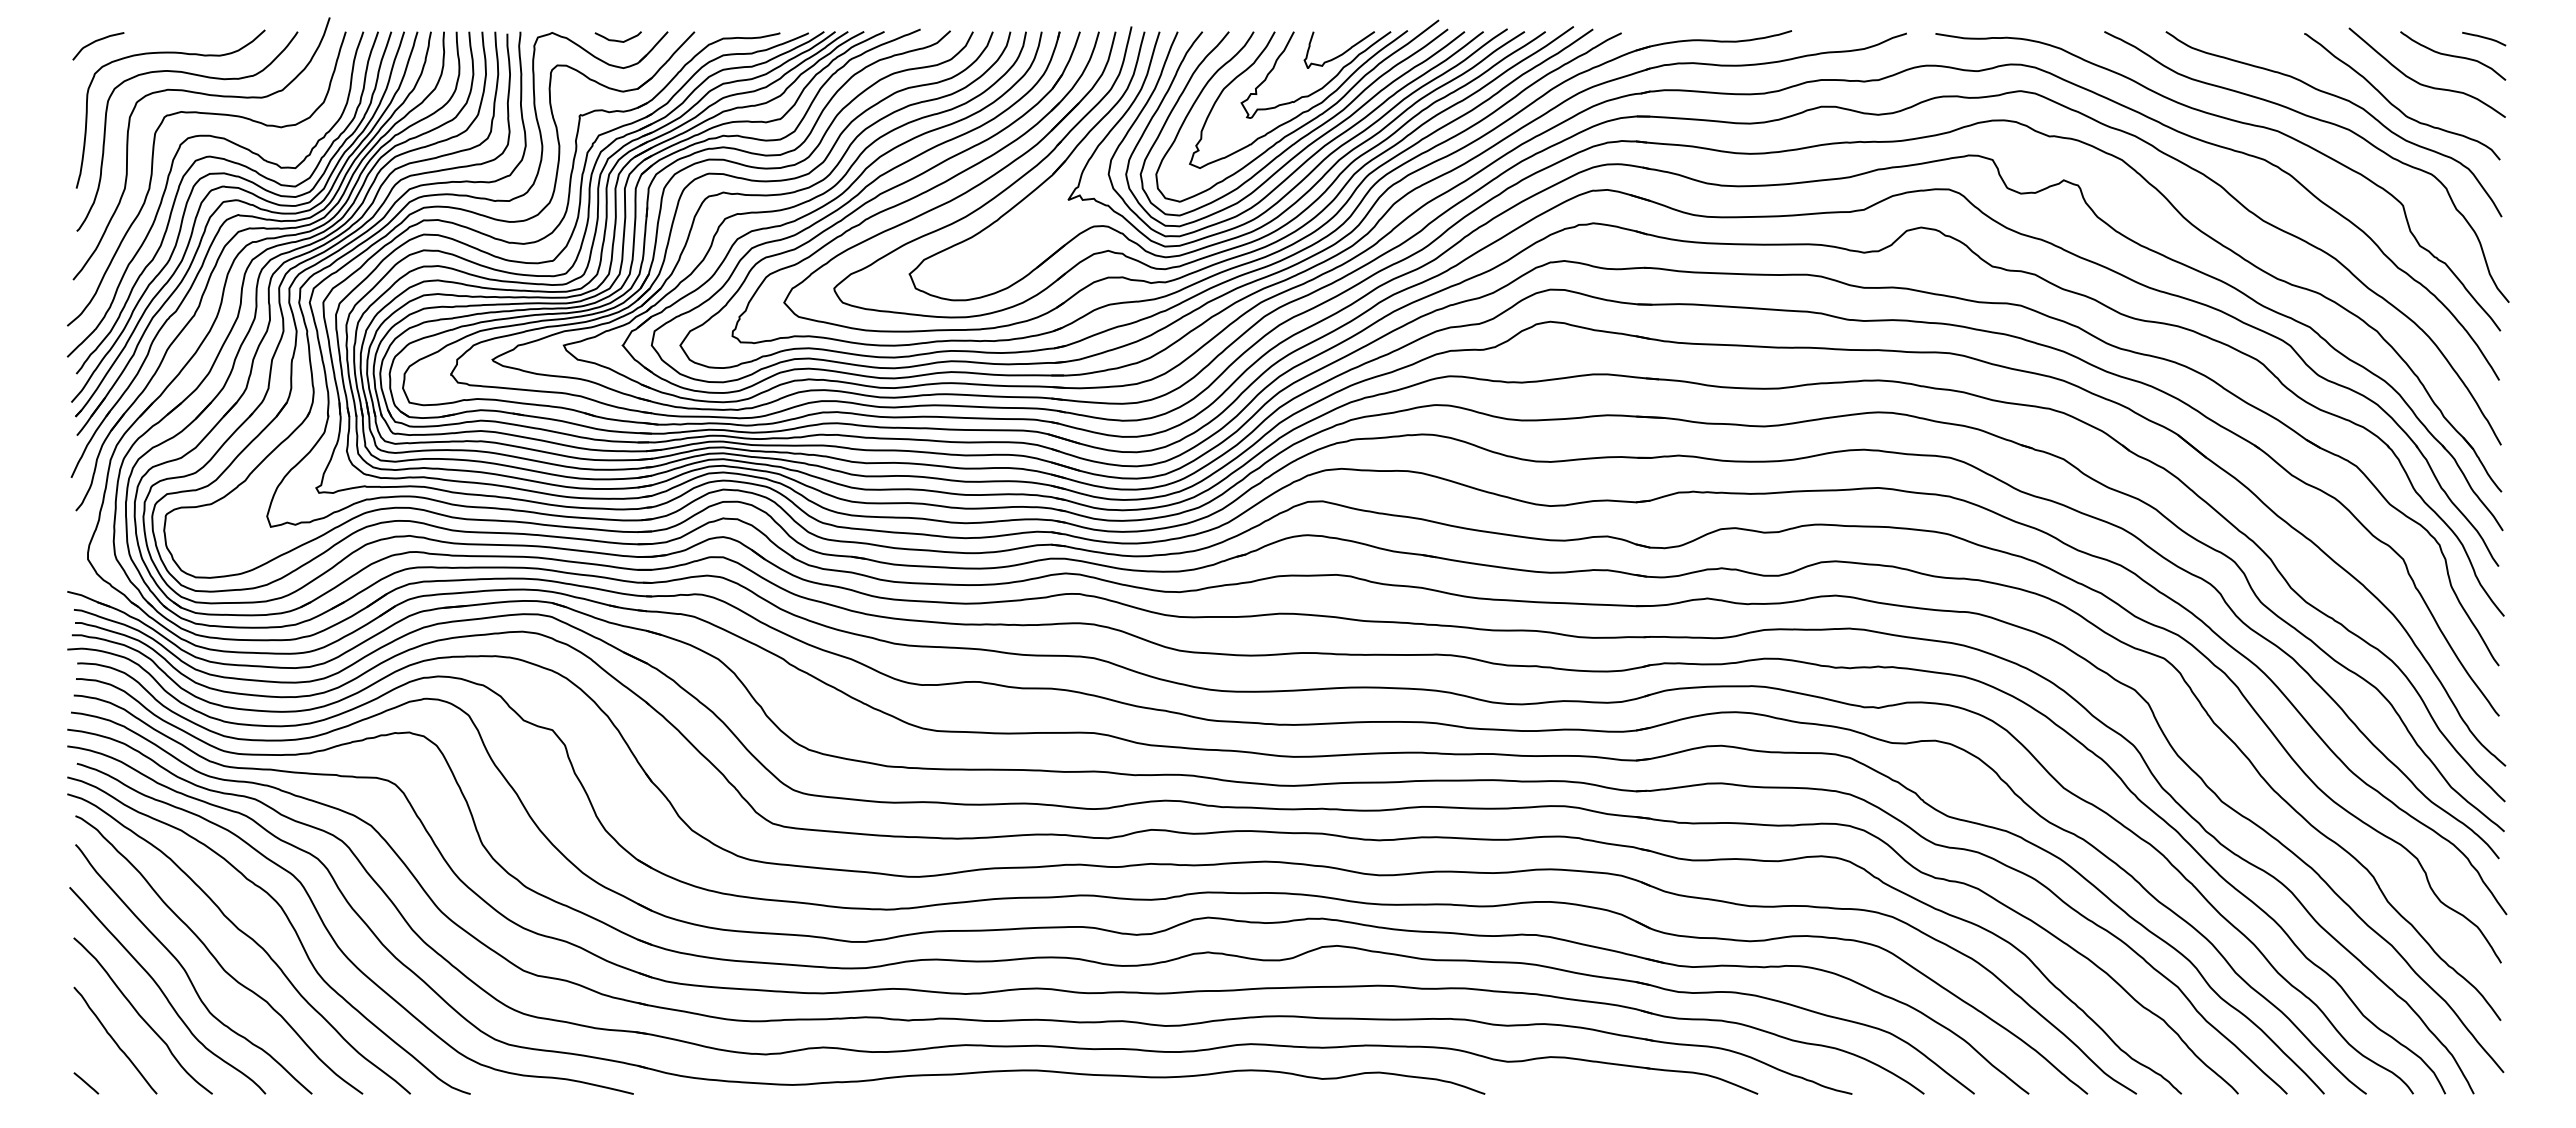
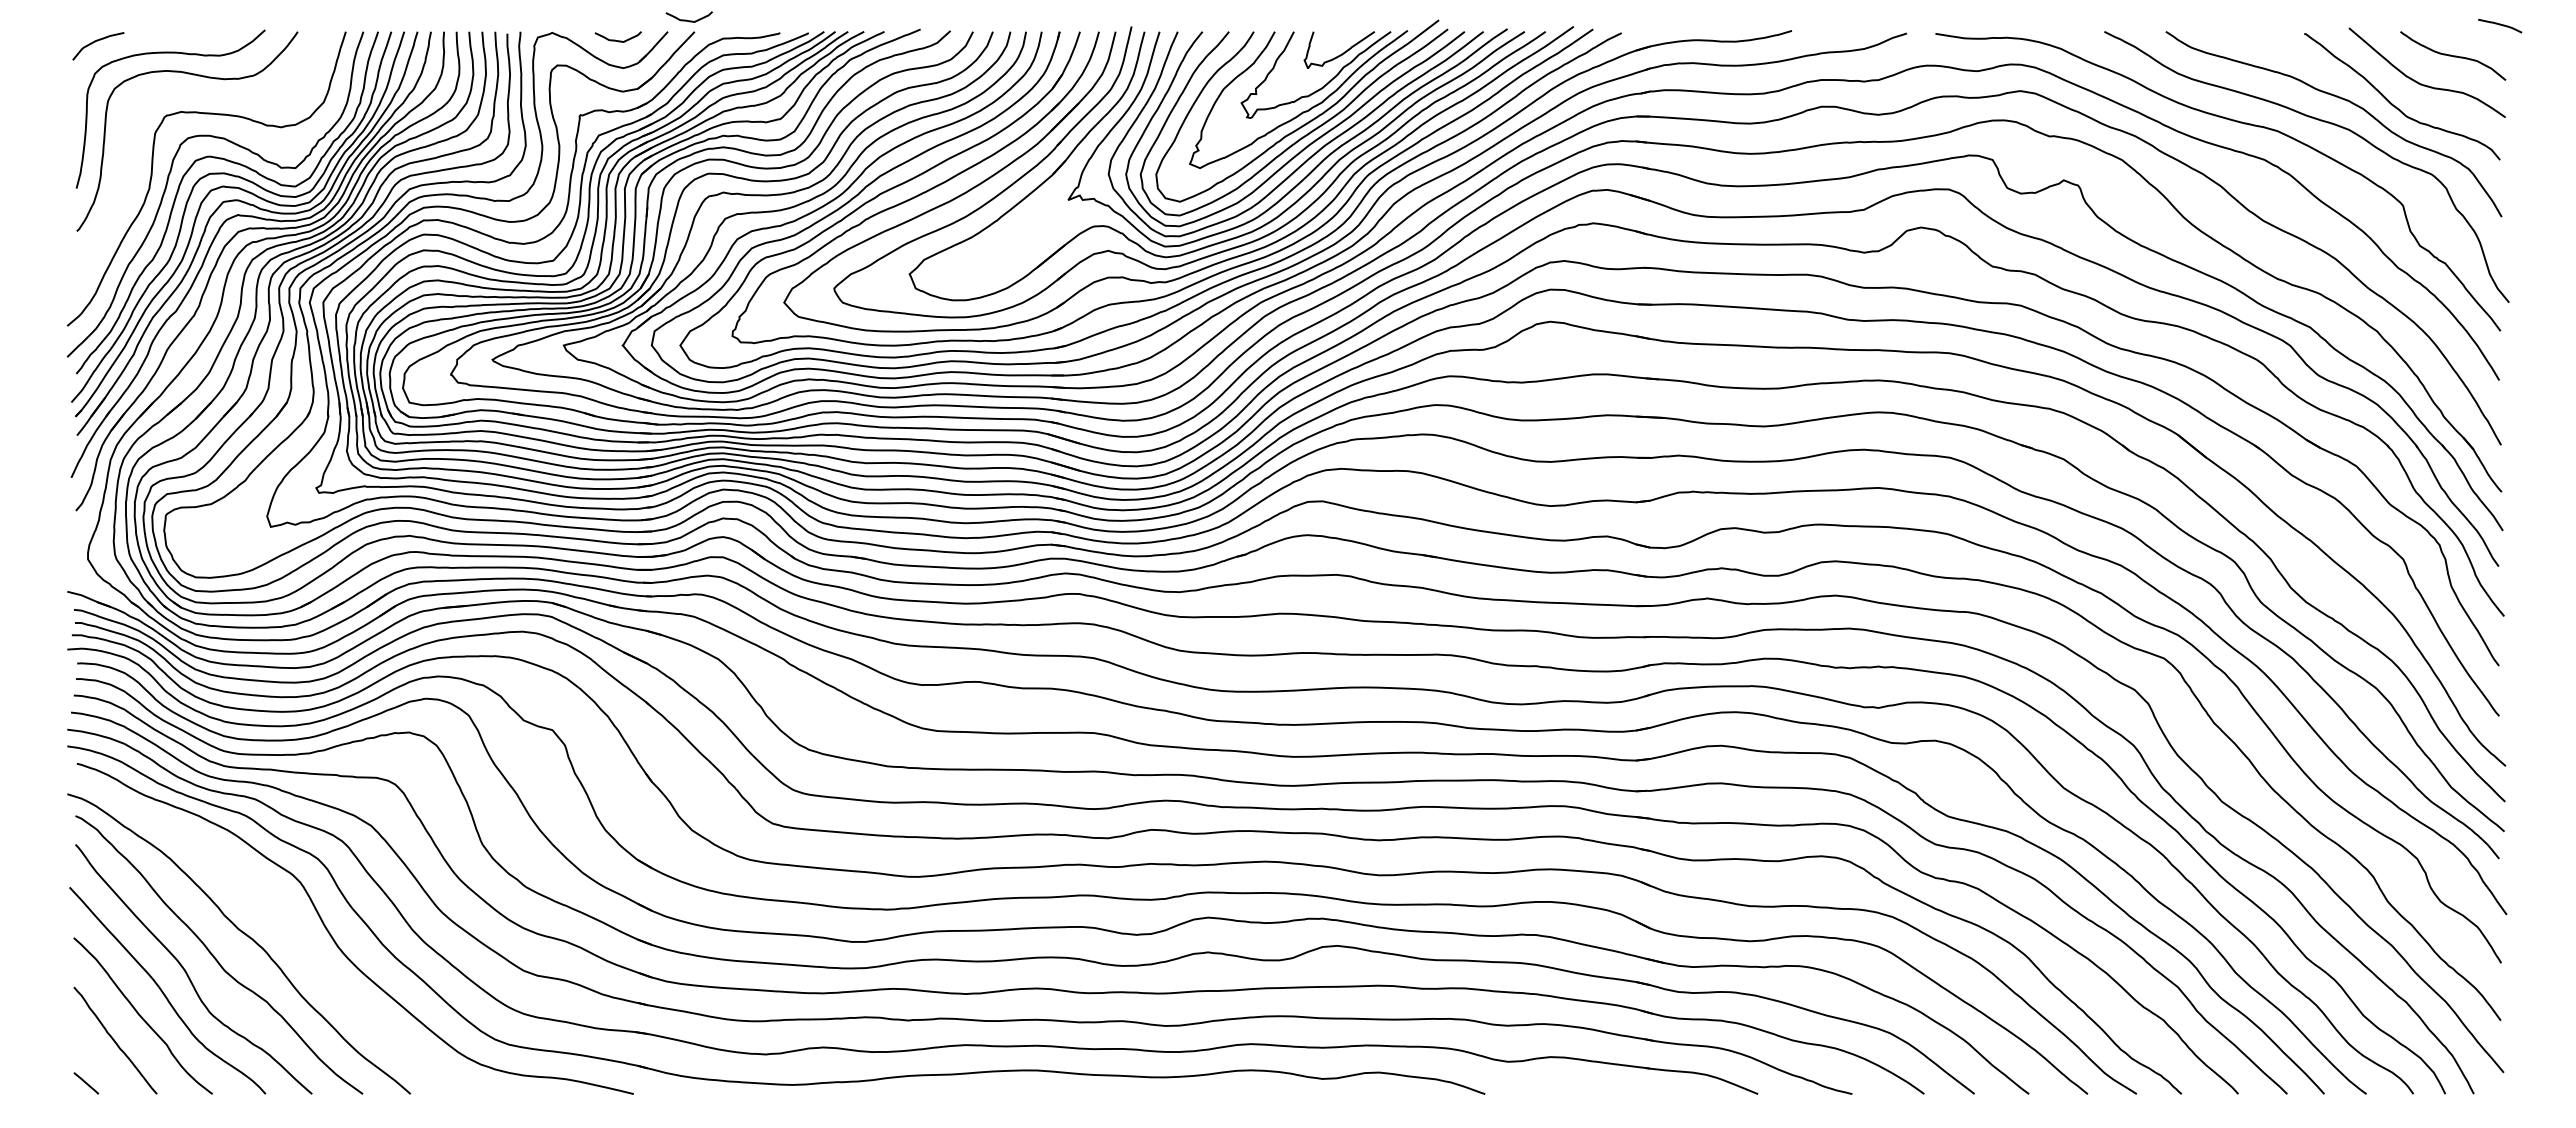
curve: none -> present (686, 19)
curve position: (2484, 38) -> (2500, 25) (2500, 25)
curve: present -> none (211, 96)
curve: present -> none (289, 923)
